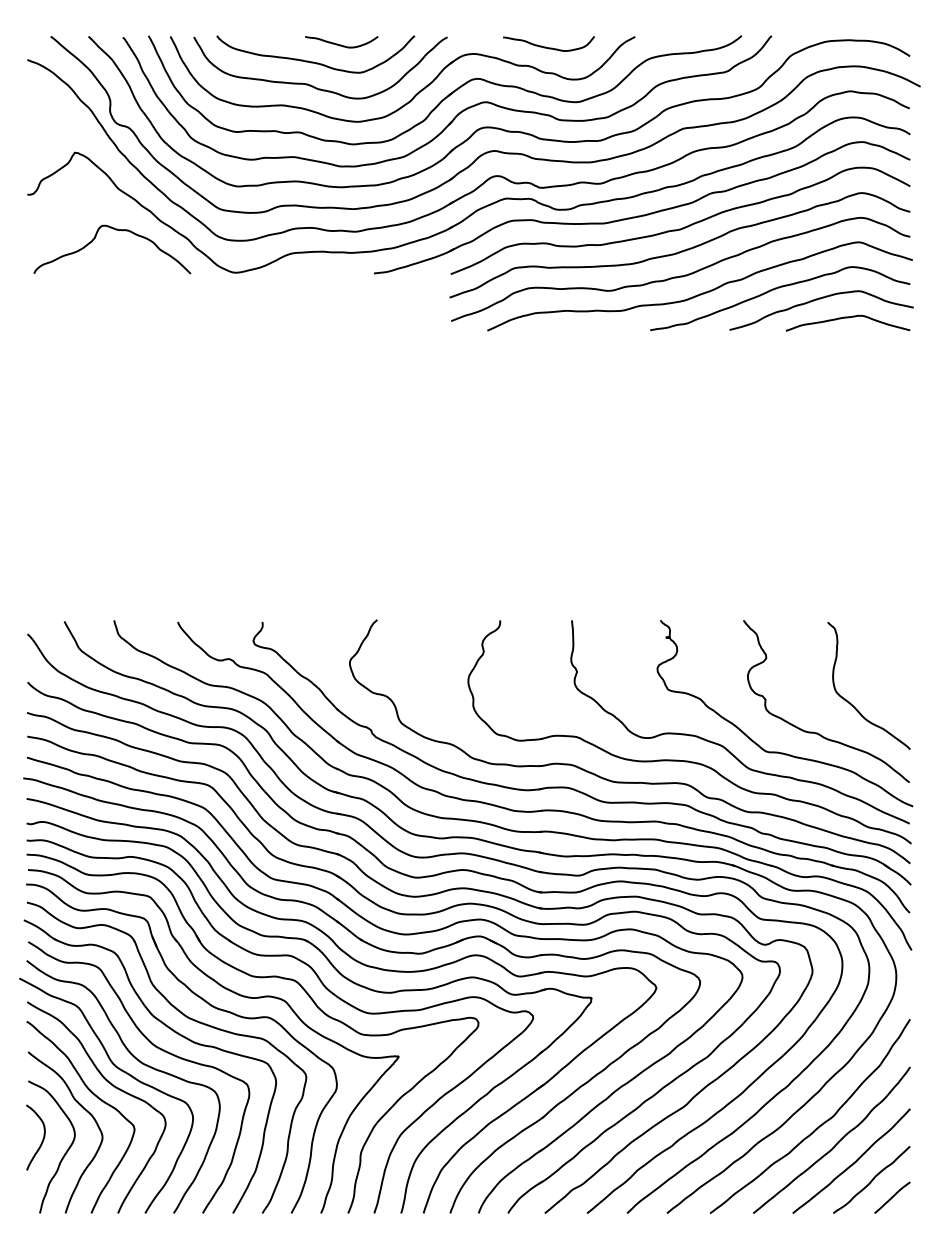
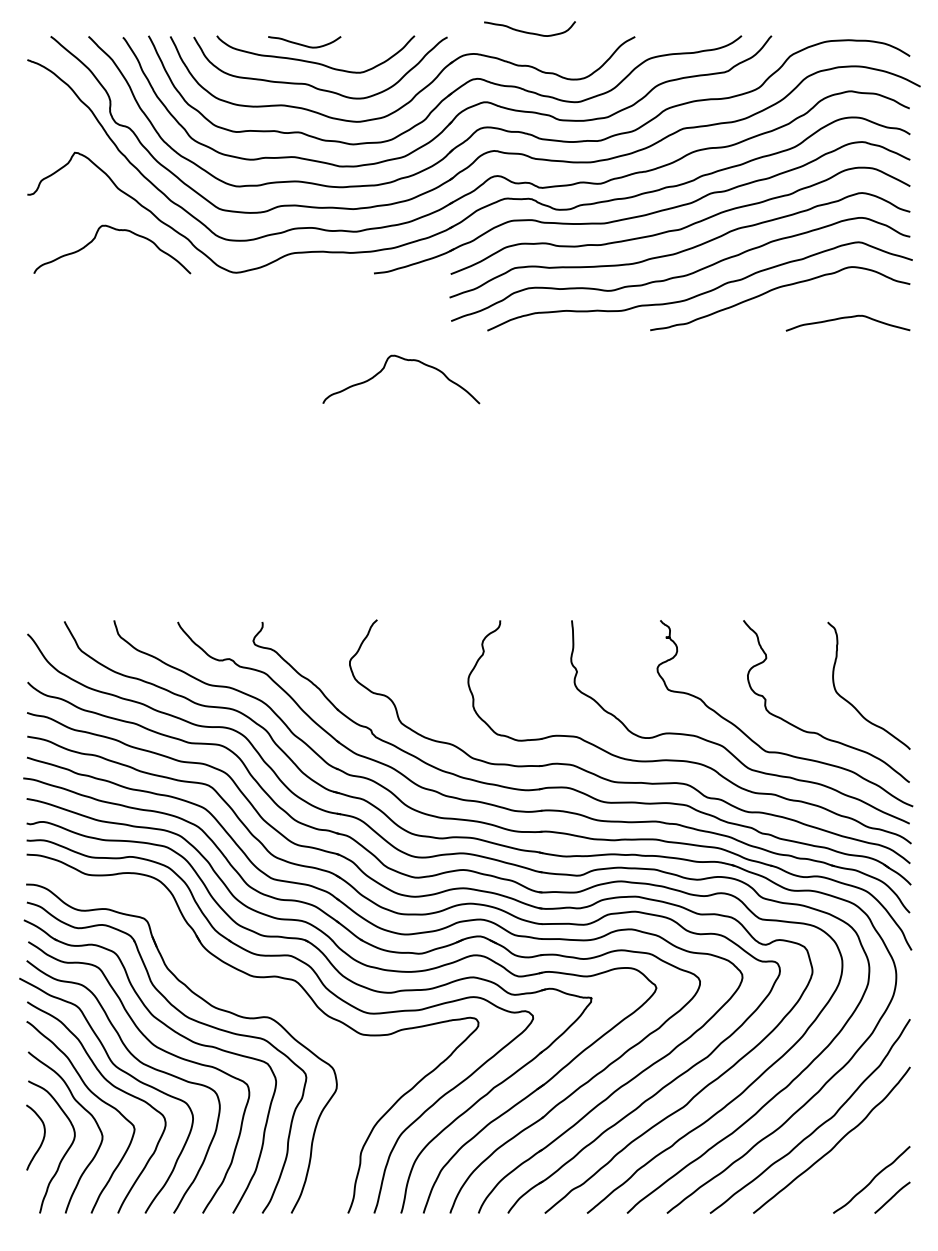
curve position: (341, 44) -> (304, 44) (304, 44)
curve position: (546, 46) -> (527, 31) (527, 31)
curve: present -> none (817, 300)
curve: none -> present (404, 360)
part: present -> none (233, 993)
curve: present -> none (853, 1162)
